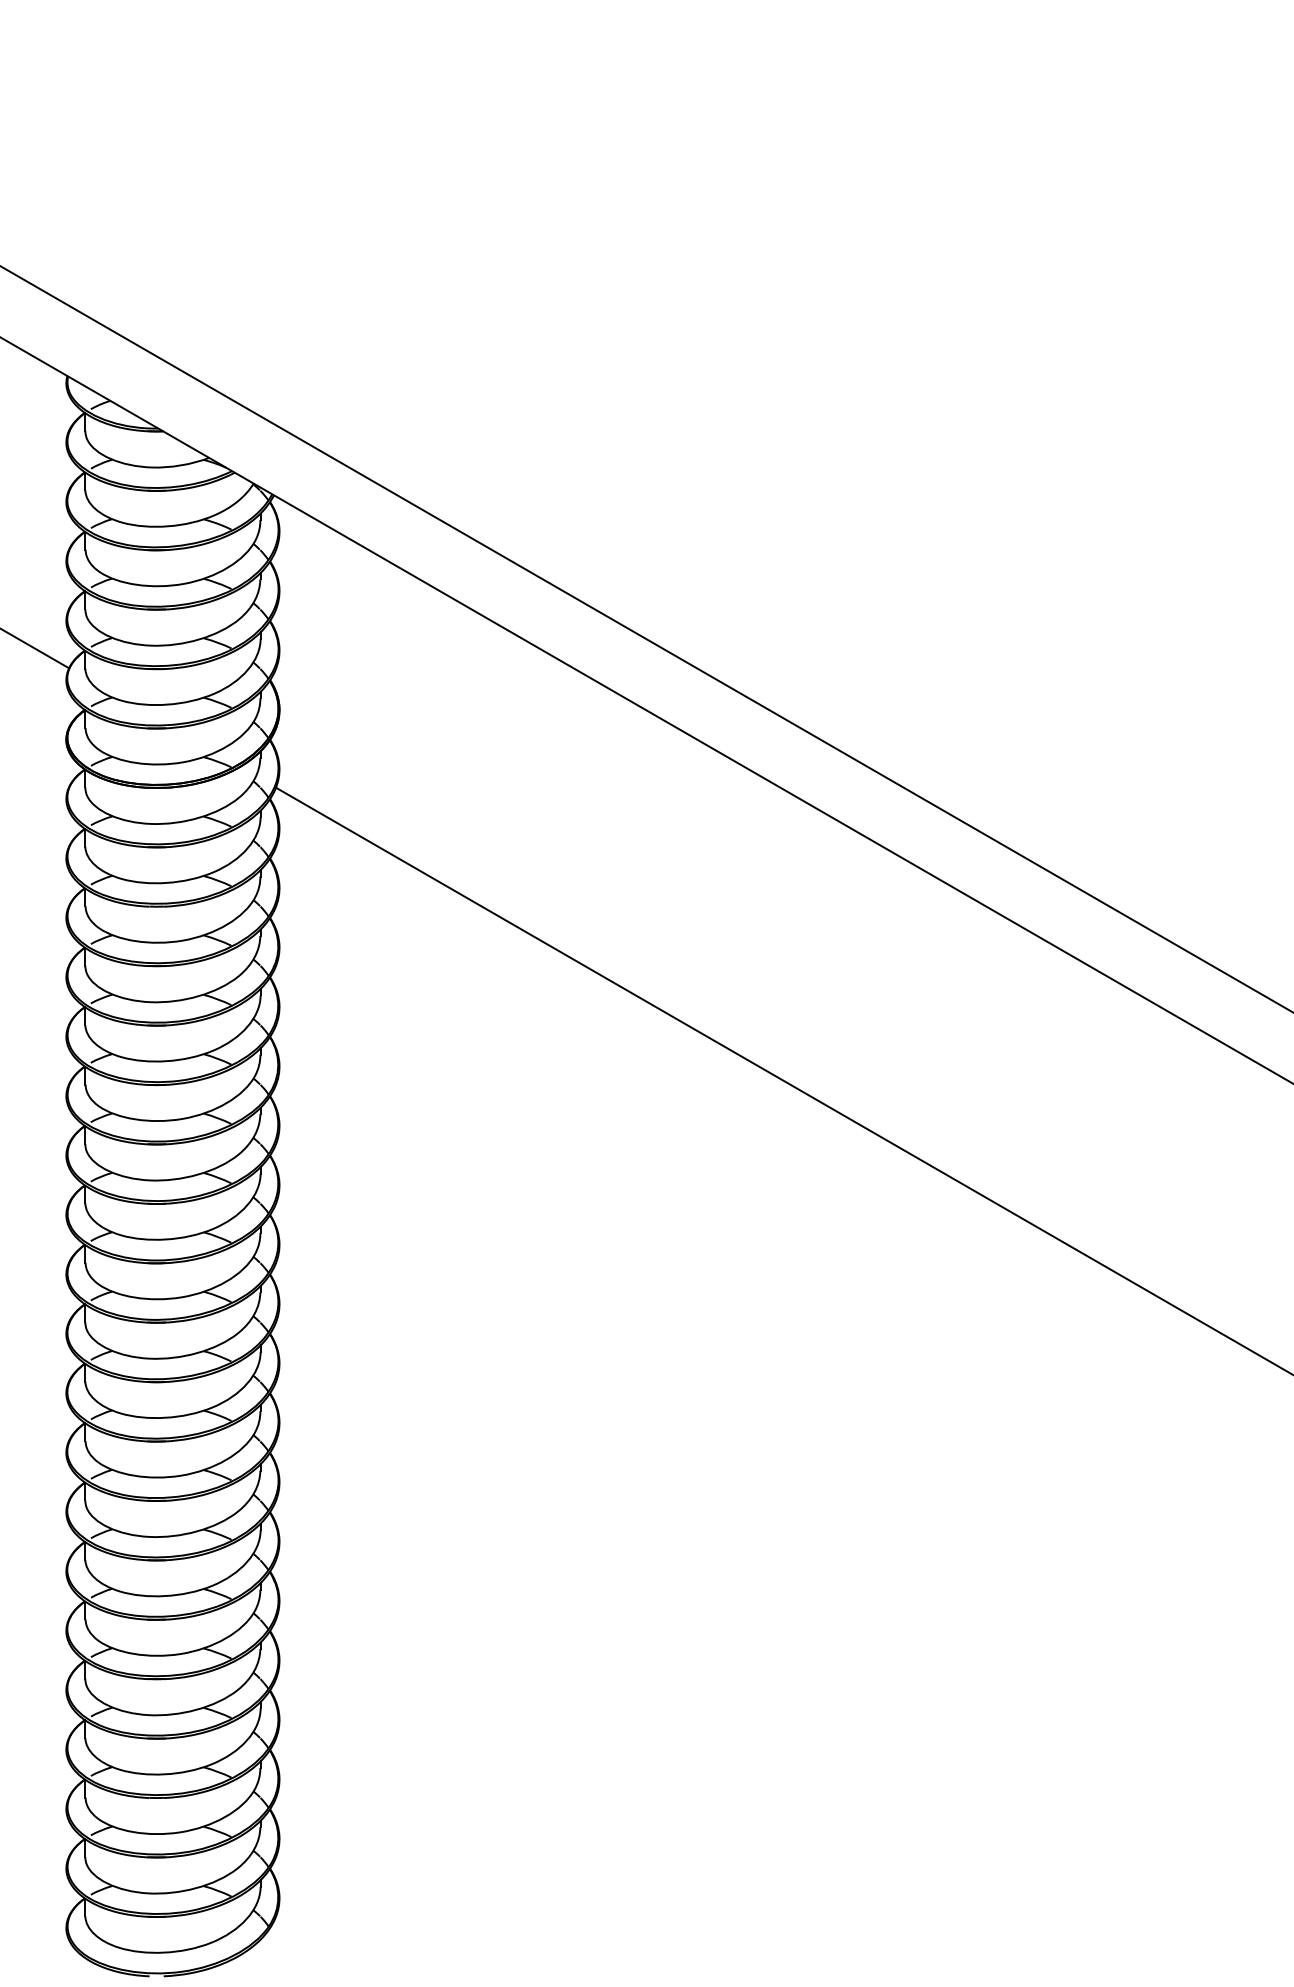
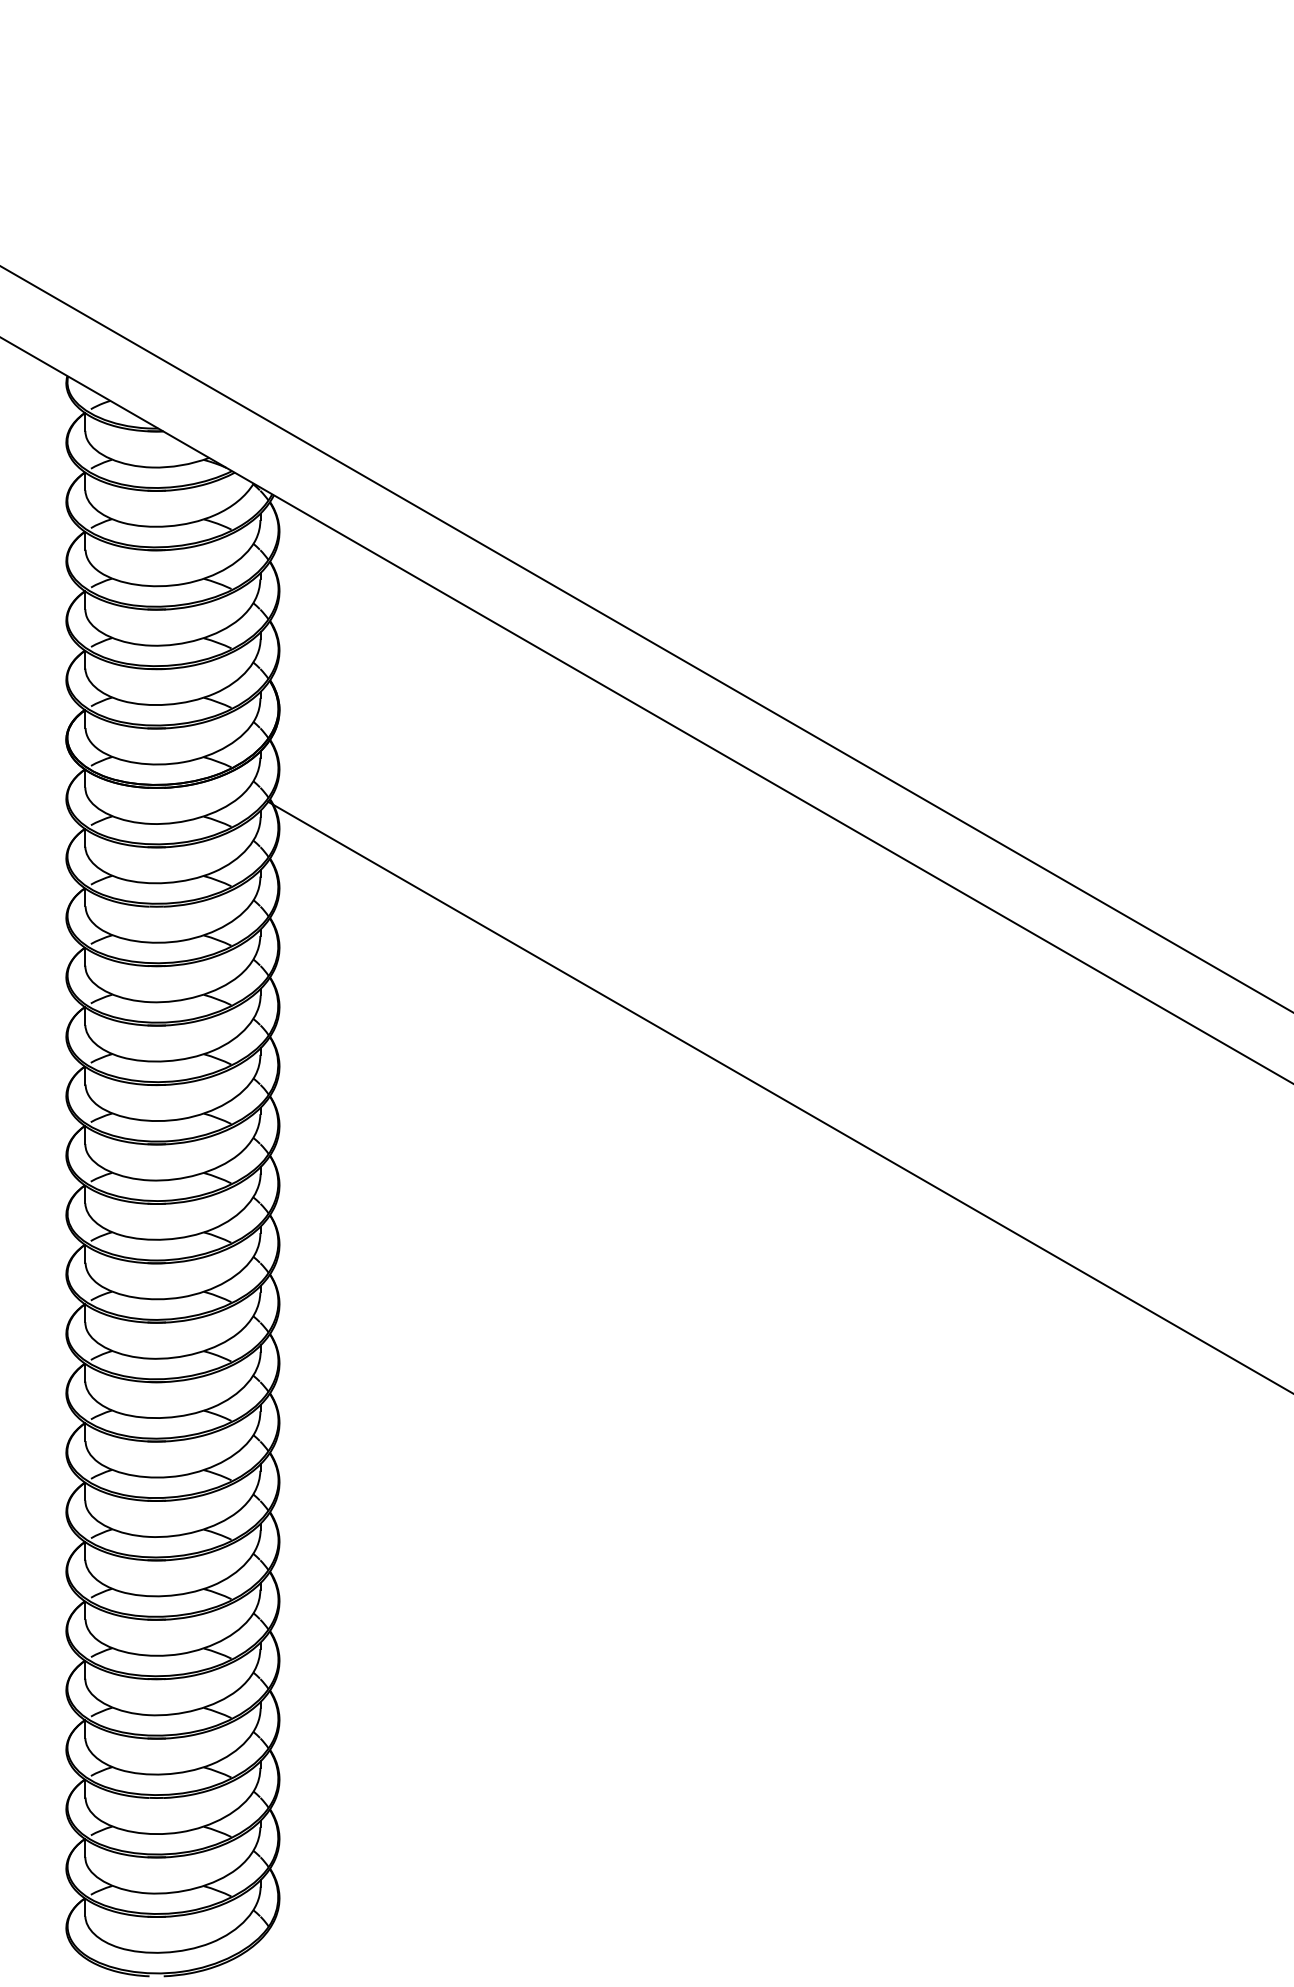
line: present -> none (35, 648)
line position: (783, 1080) -> (779, 1096) (779, 1096)
